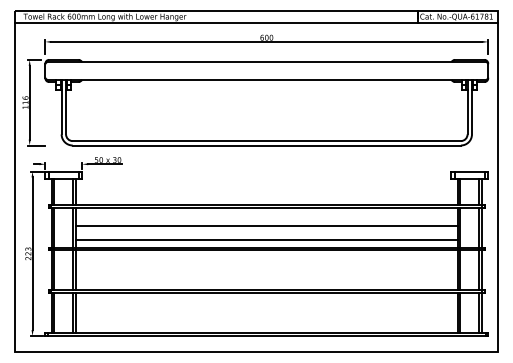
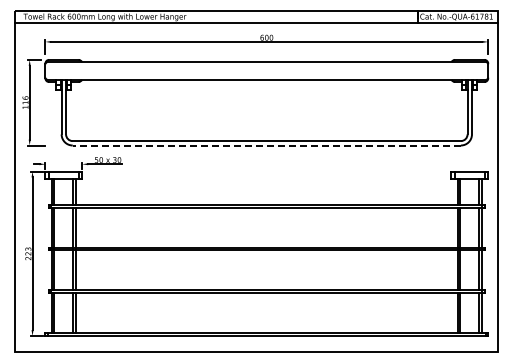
line: solid -> dashed (266, 145)
line: present -> none (266, 225)
line: present -> none (266, 239)
